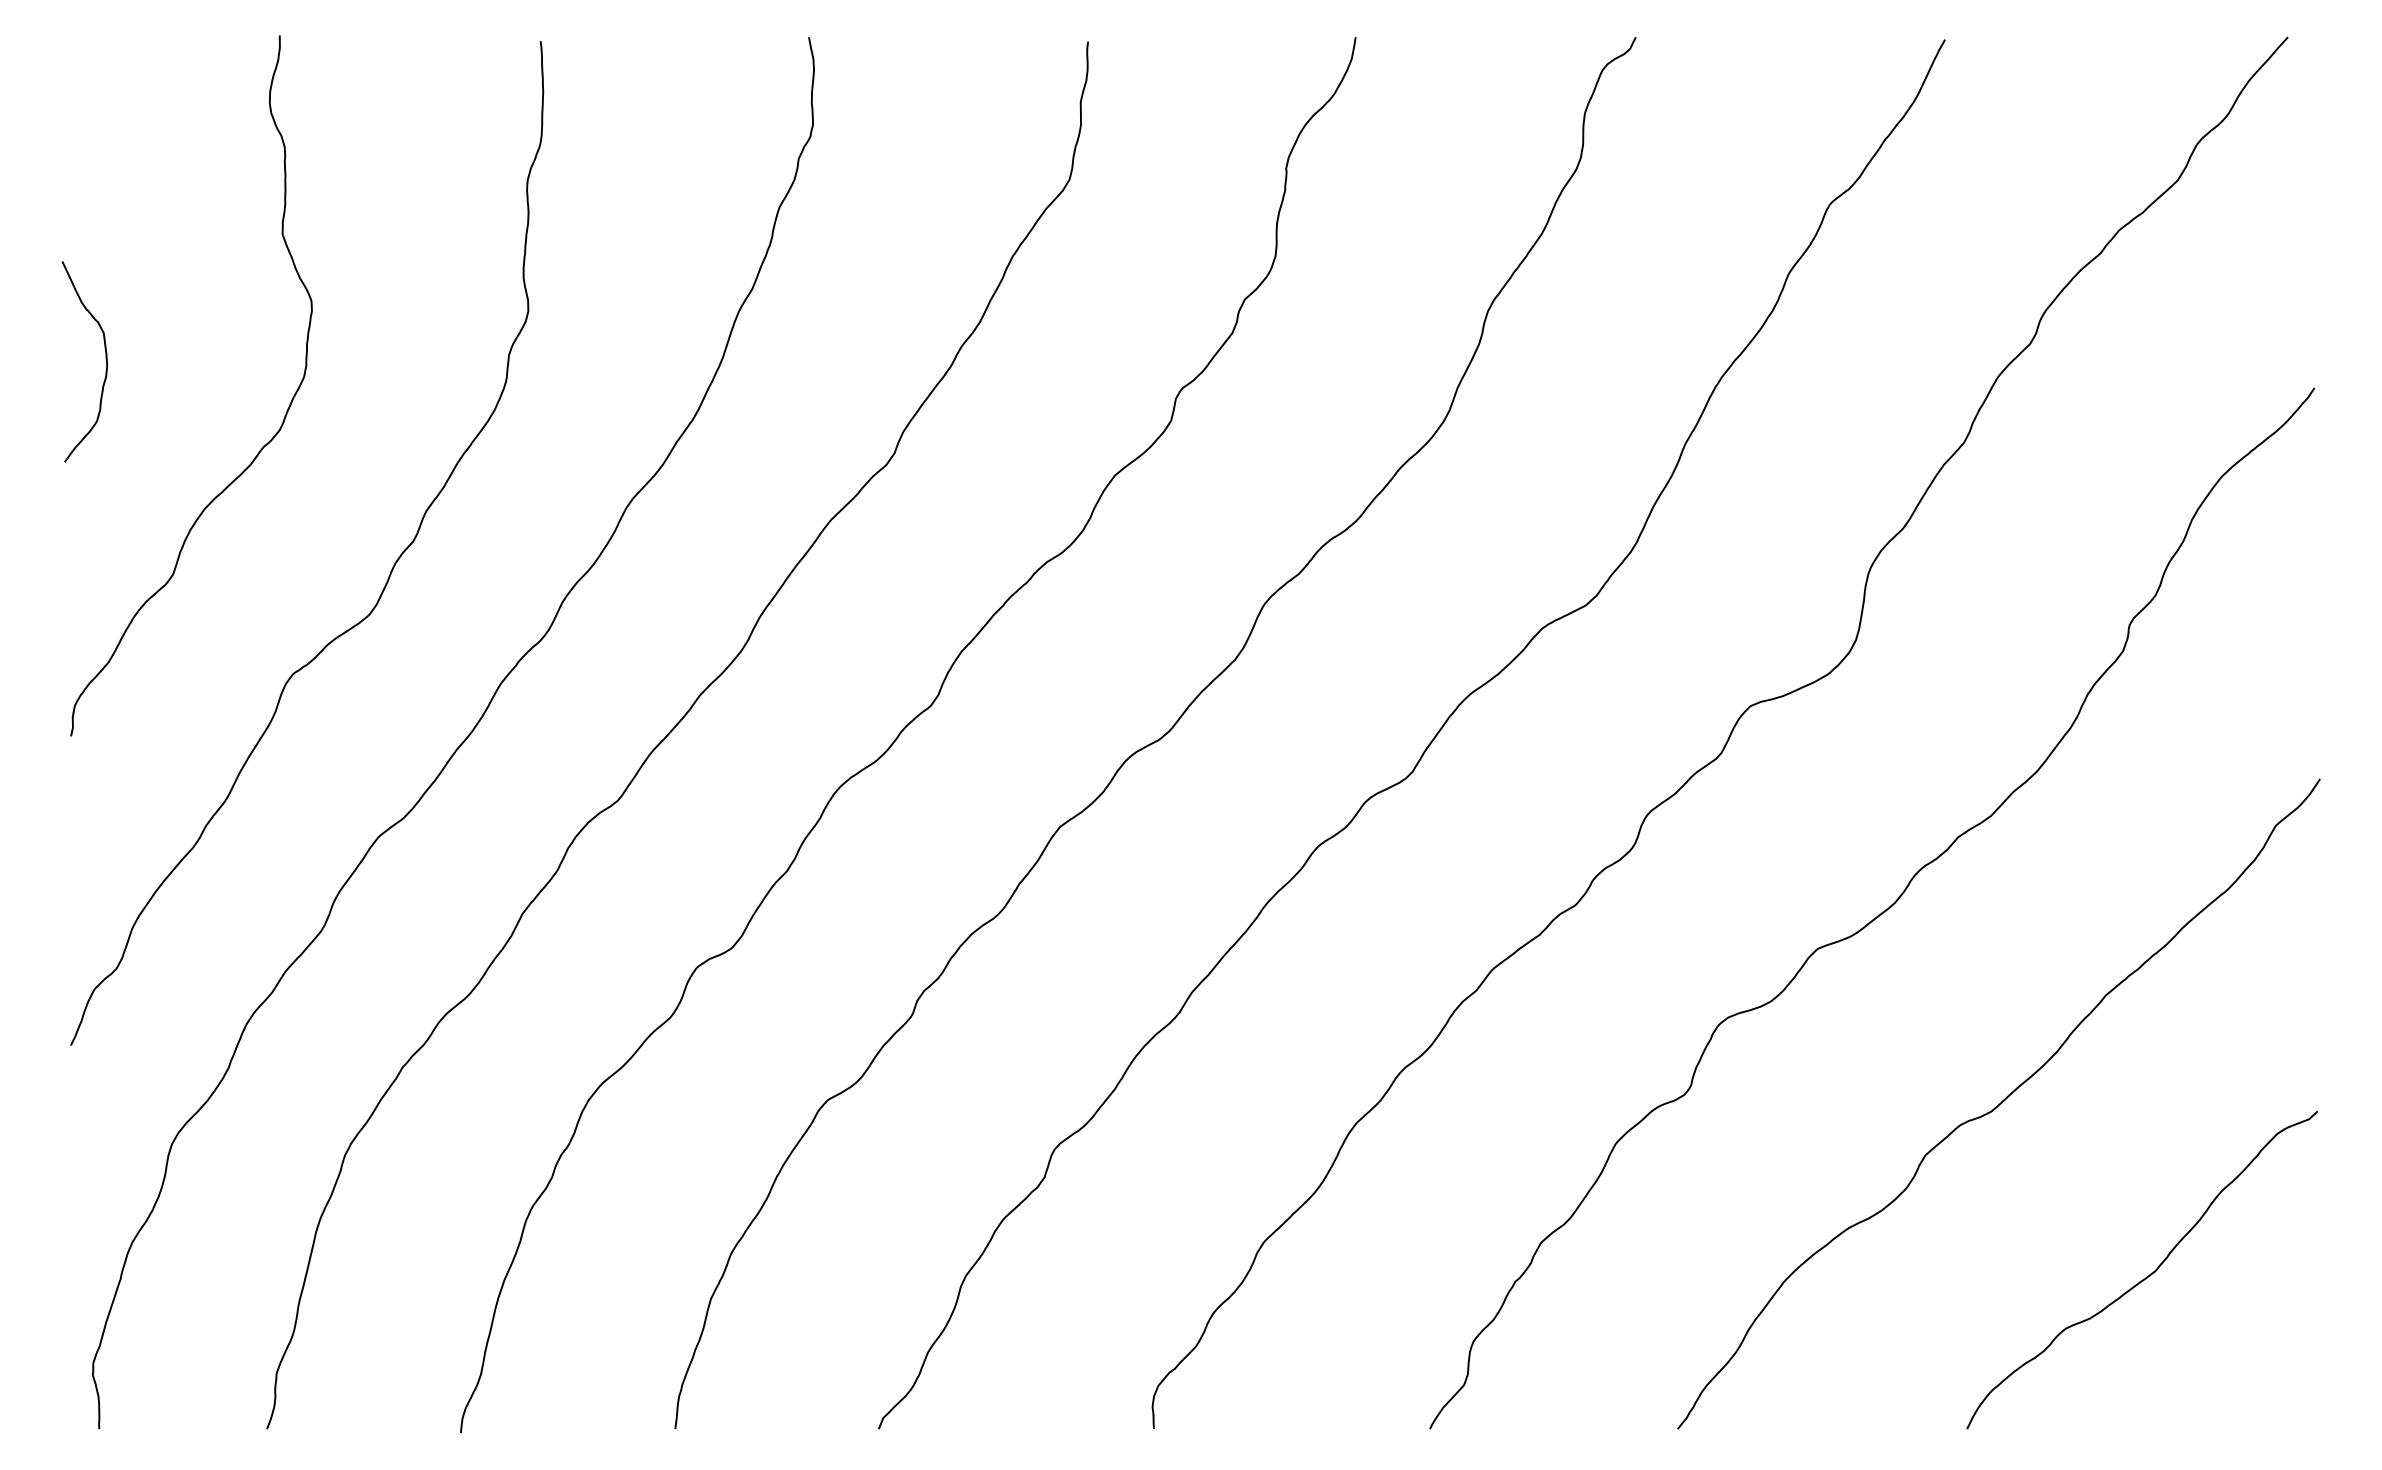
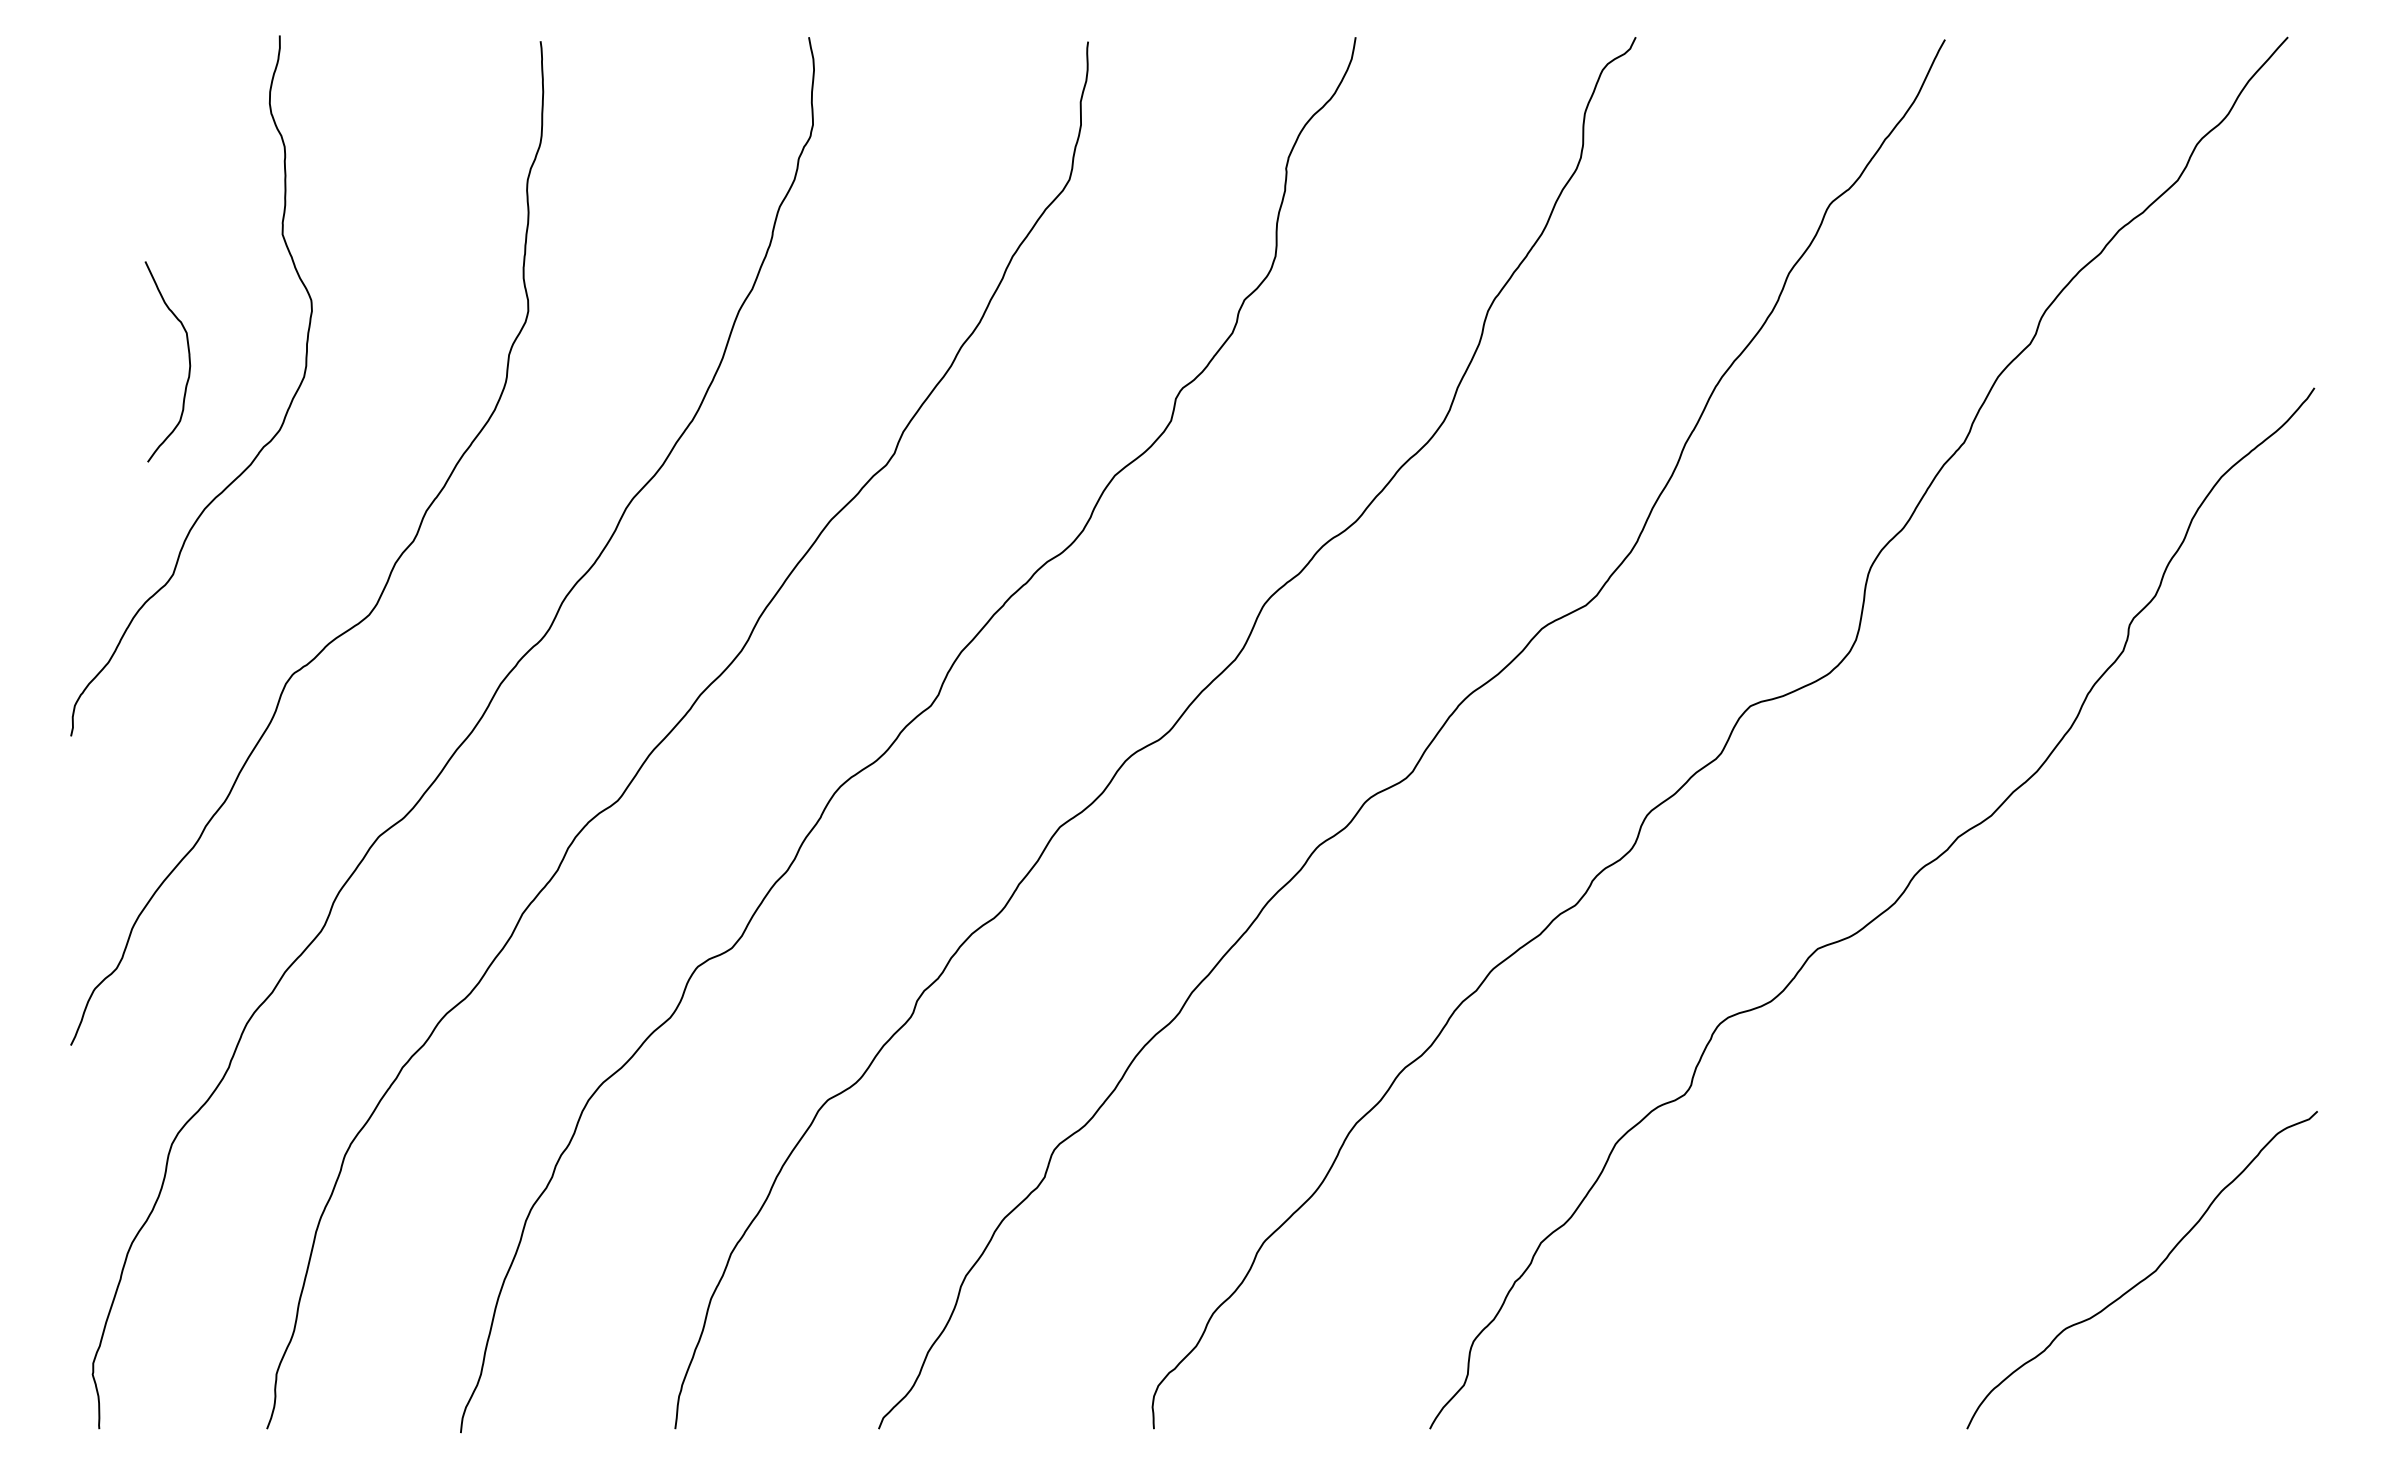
curve position: (105, 360) -> (188, 360) (188, 360)
curve: present -> none (1999, 1103)
